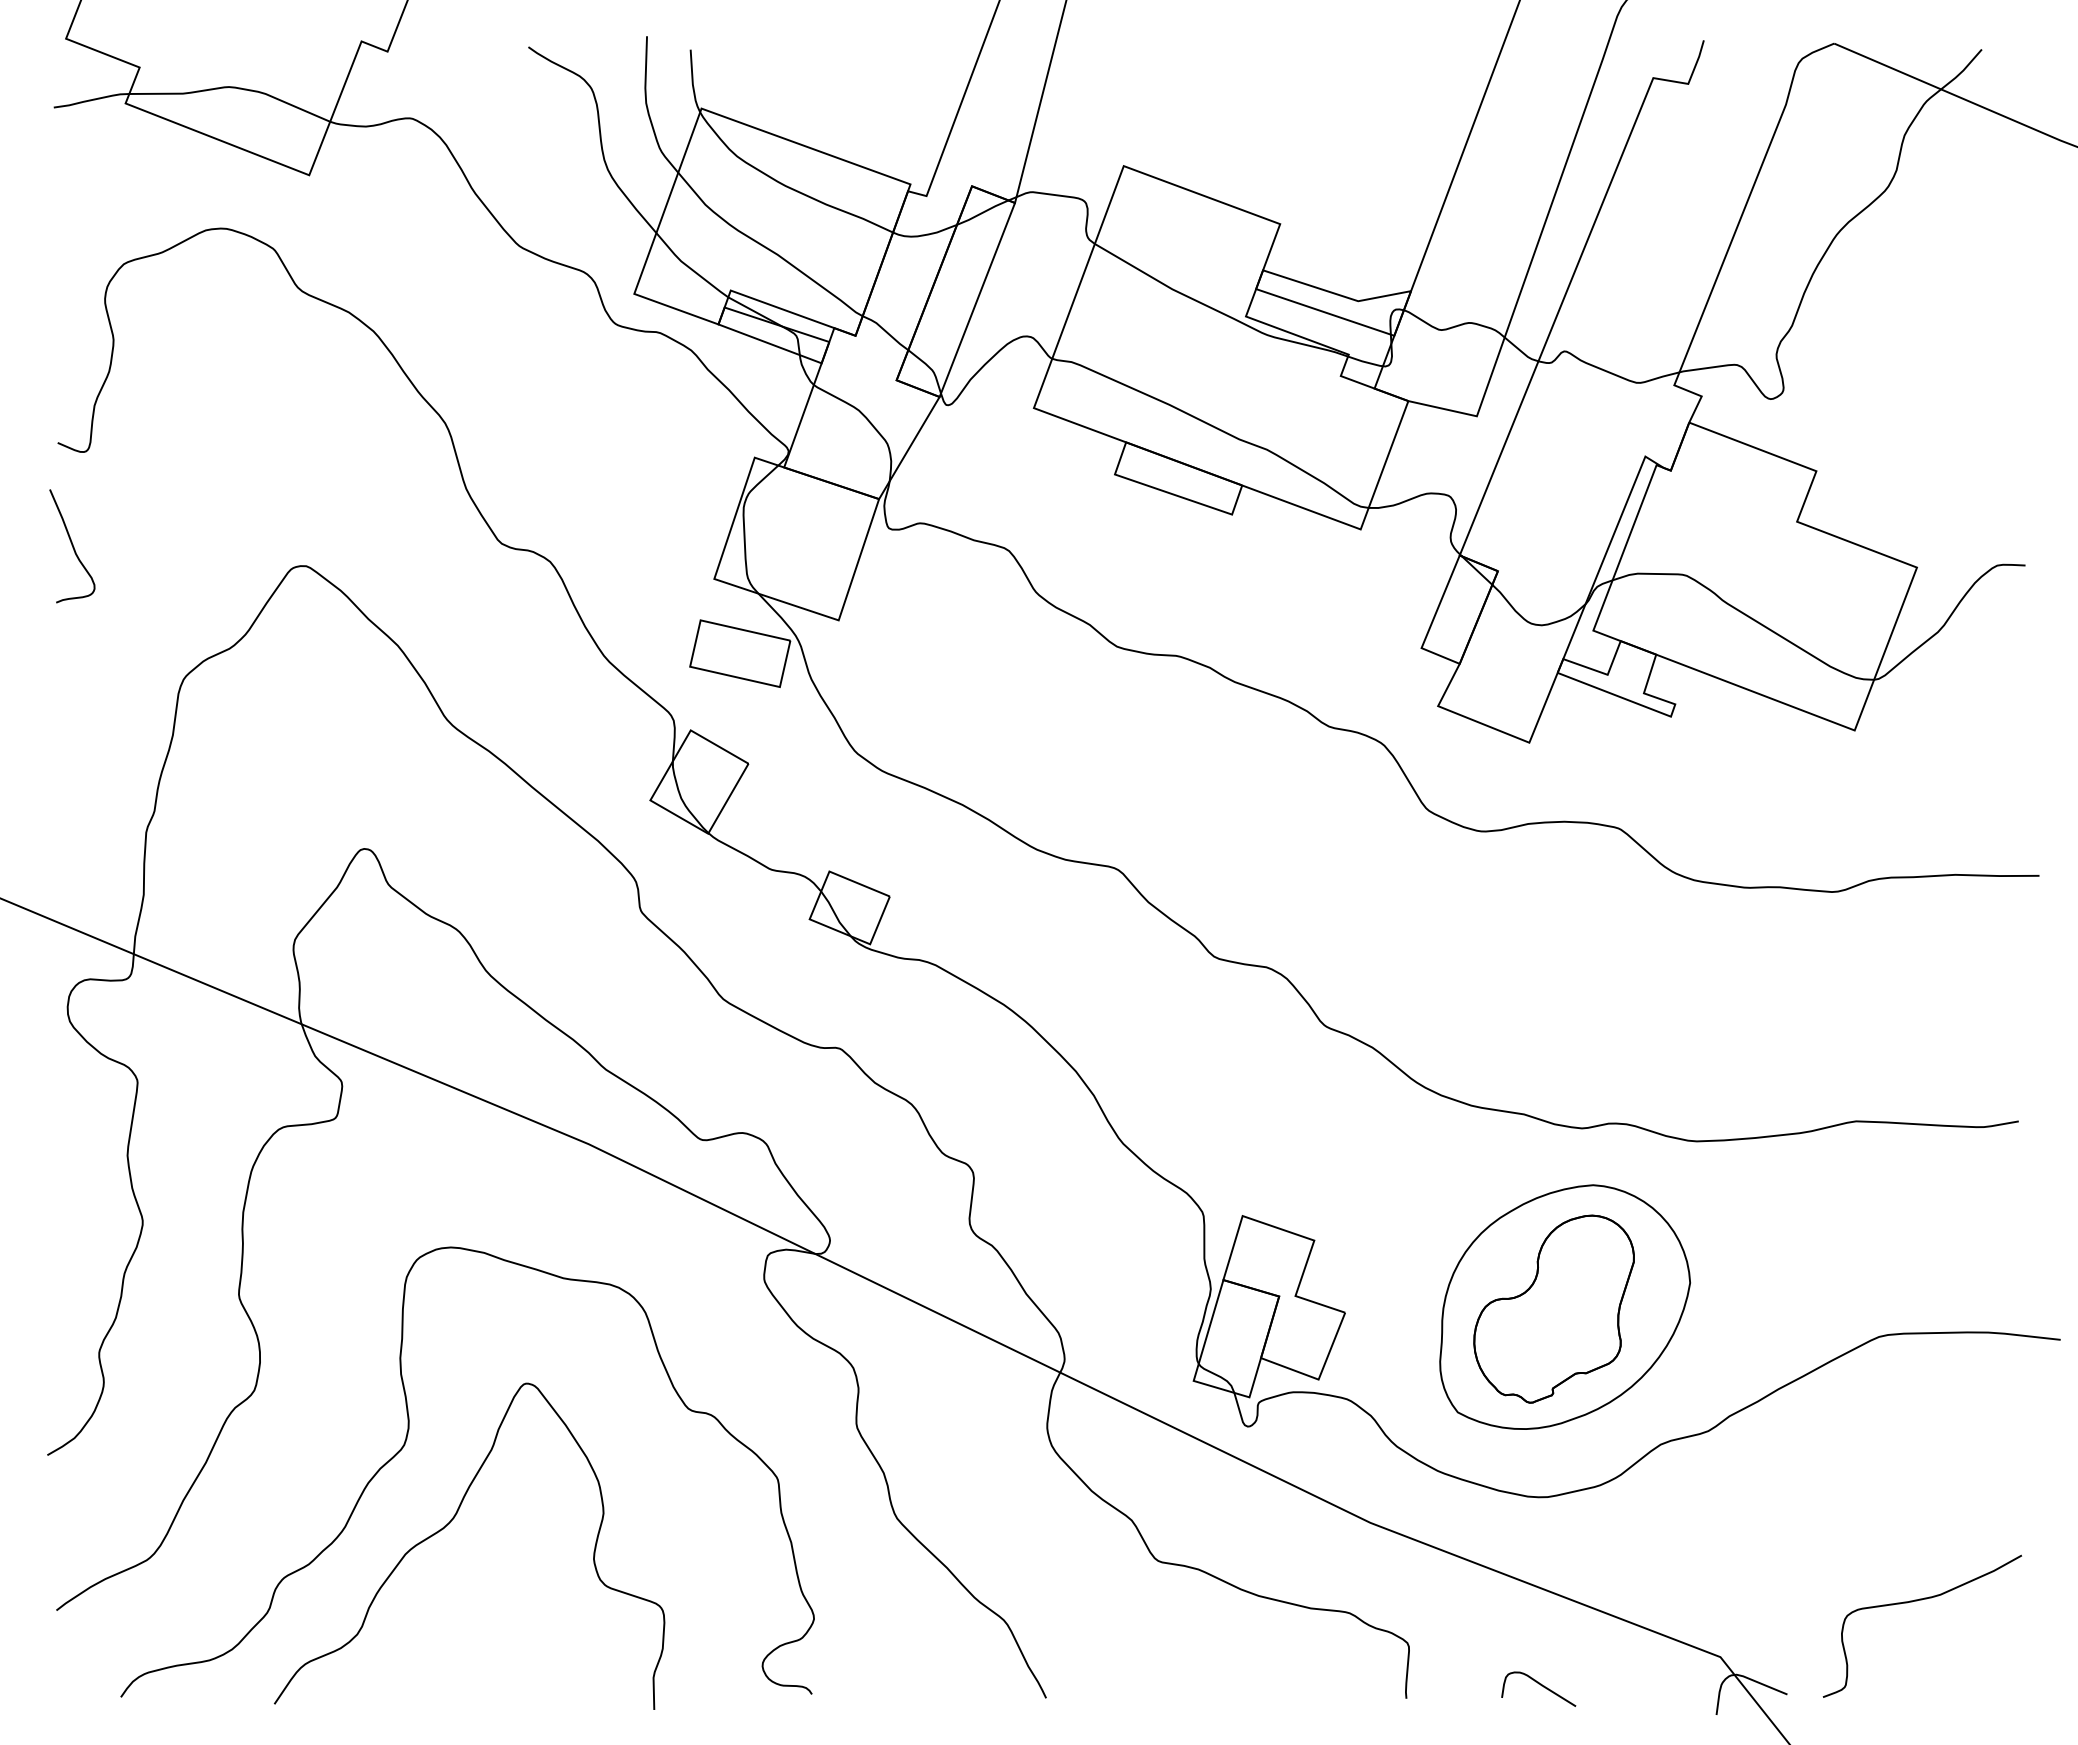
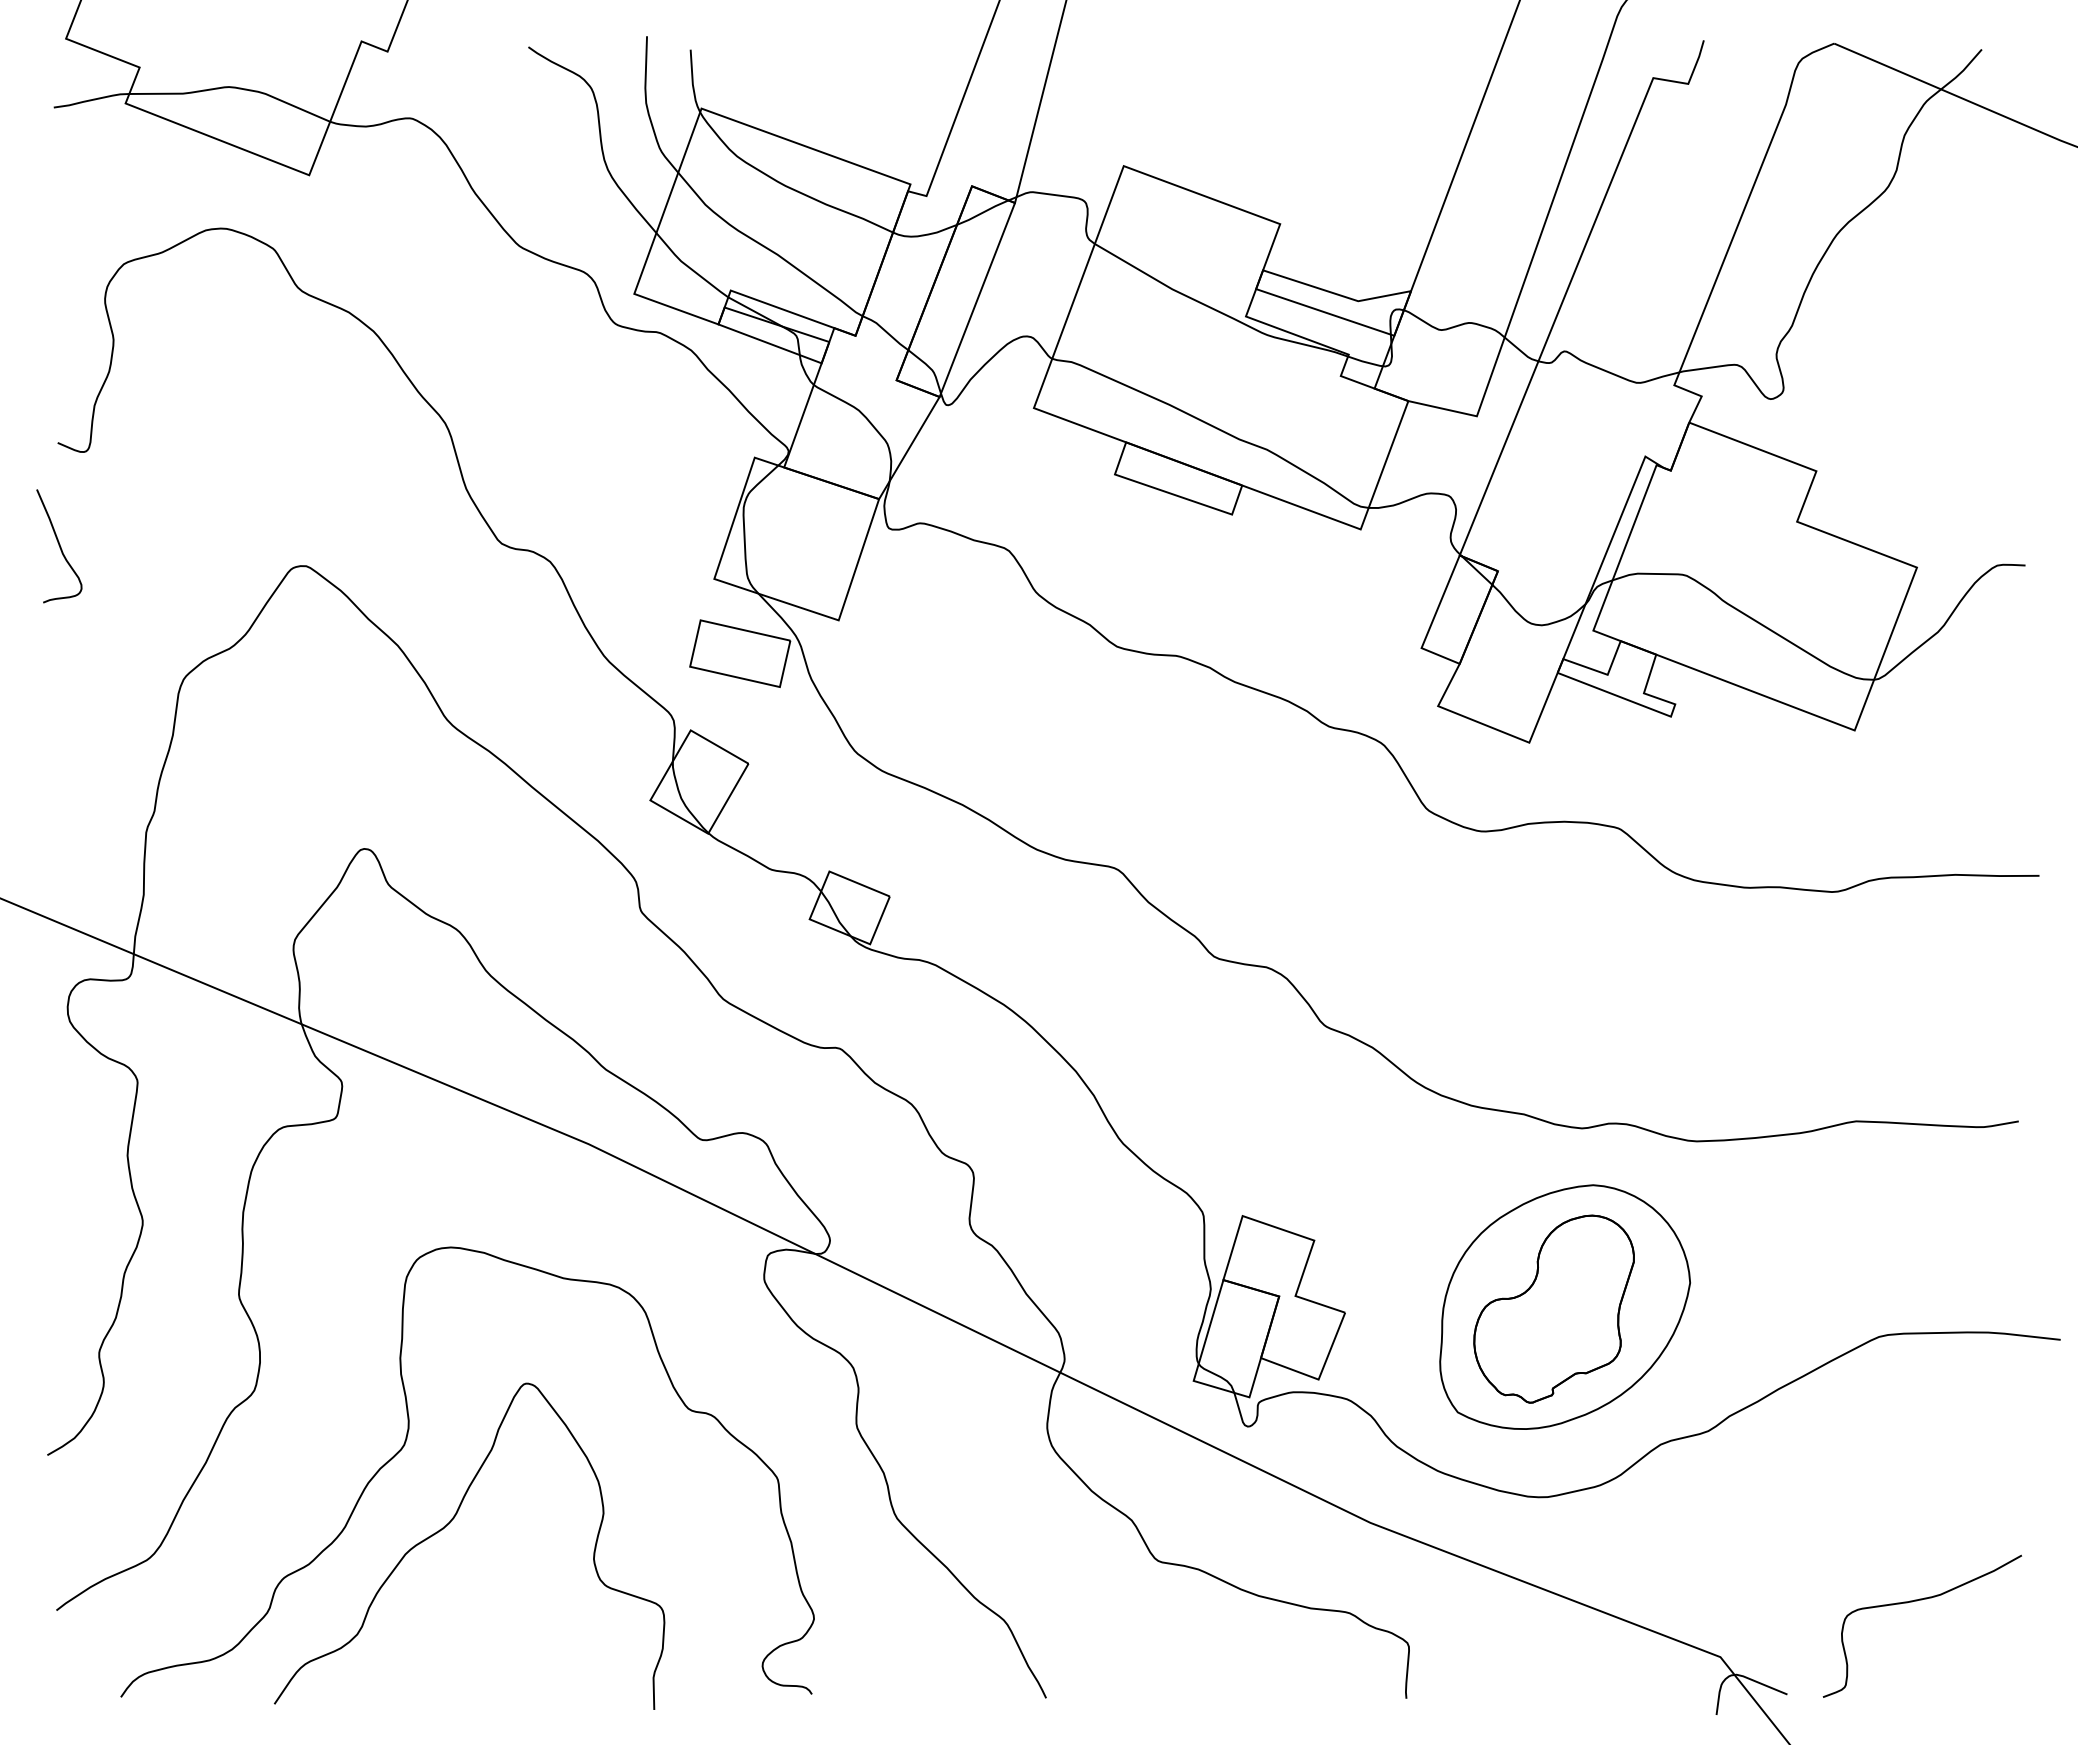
curve position: (72, 546) -> (59, 546) (59, 546)
curve: present -> none (1540, 1685)
